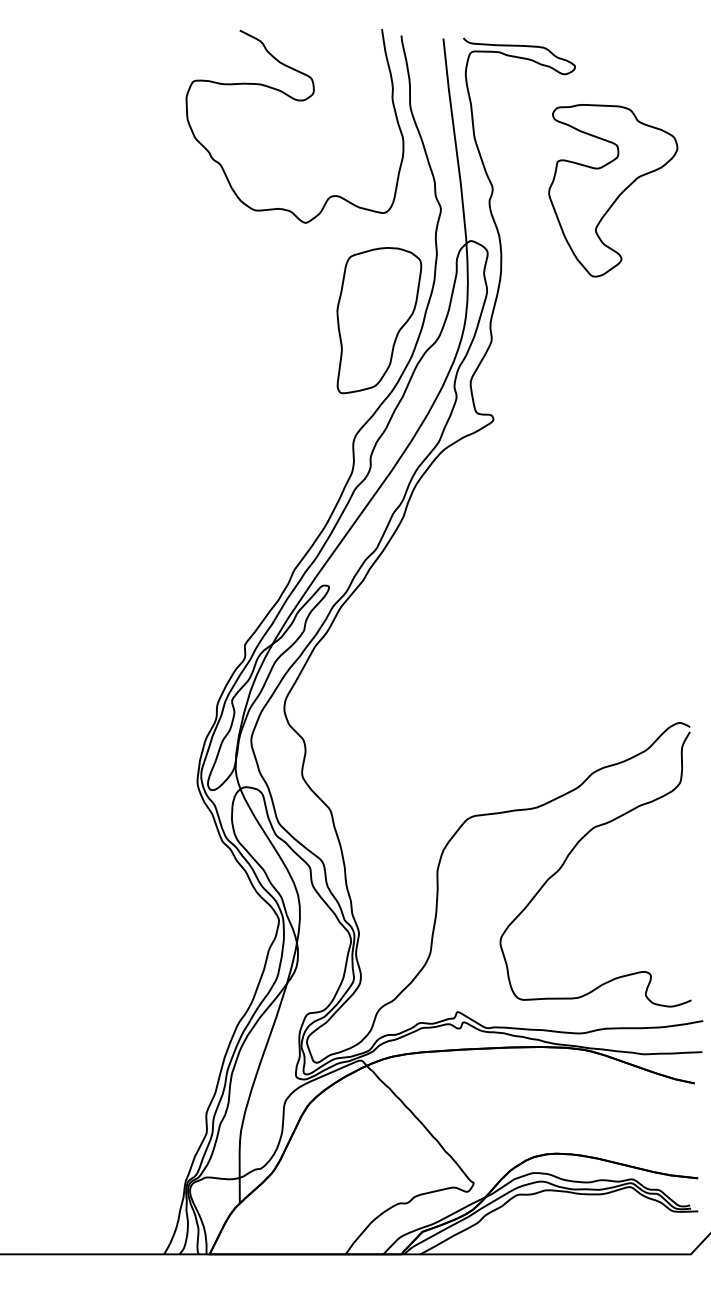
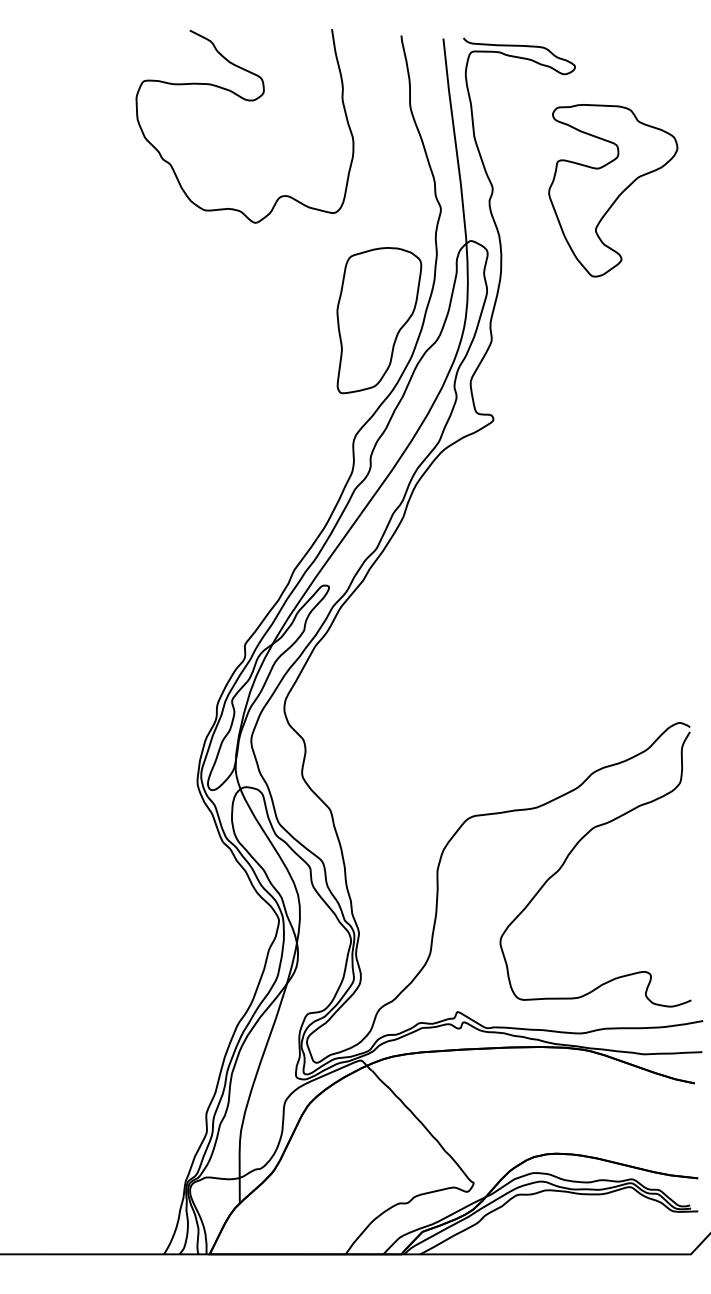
curve position: (297, 101) -> (247, 101) (247, 101)
